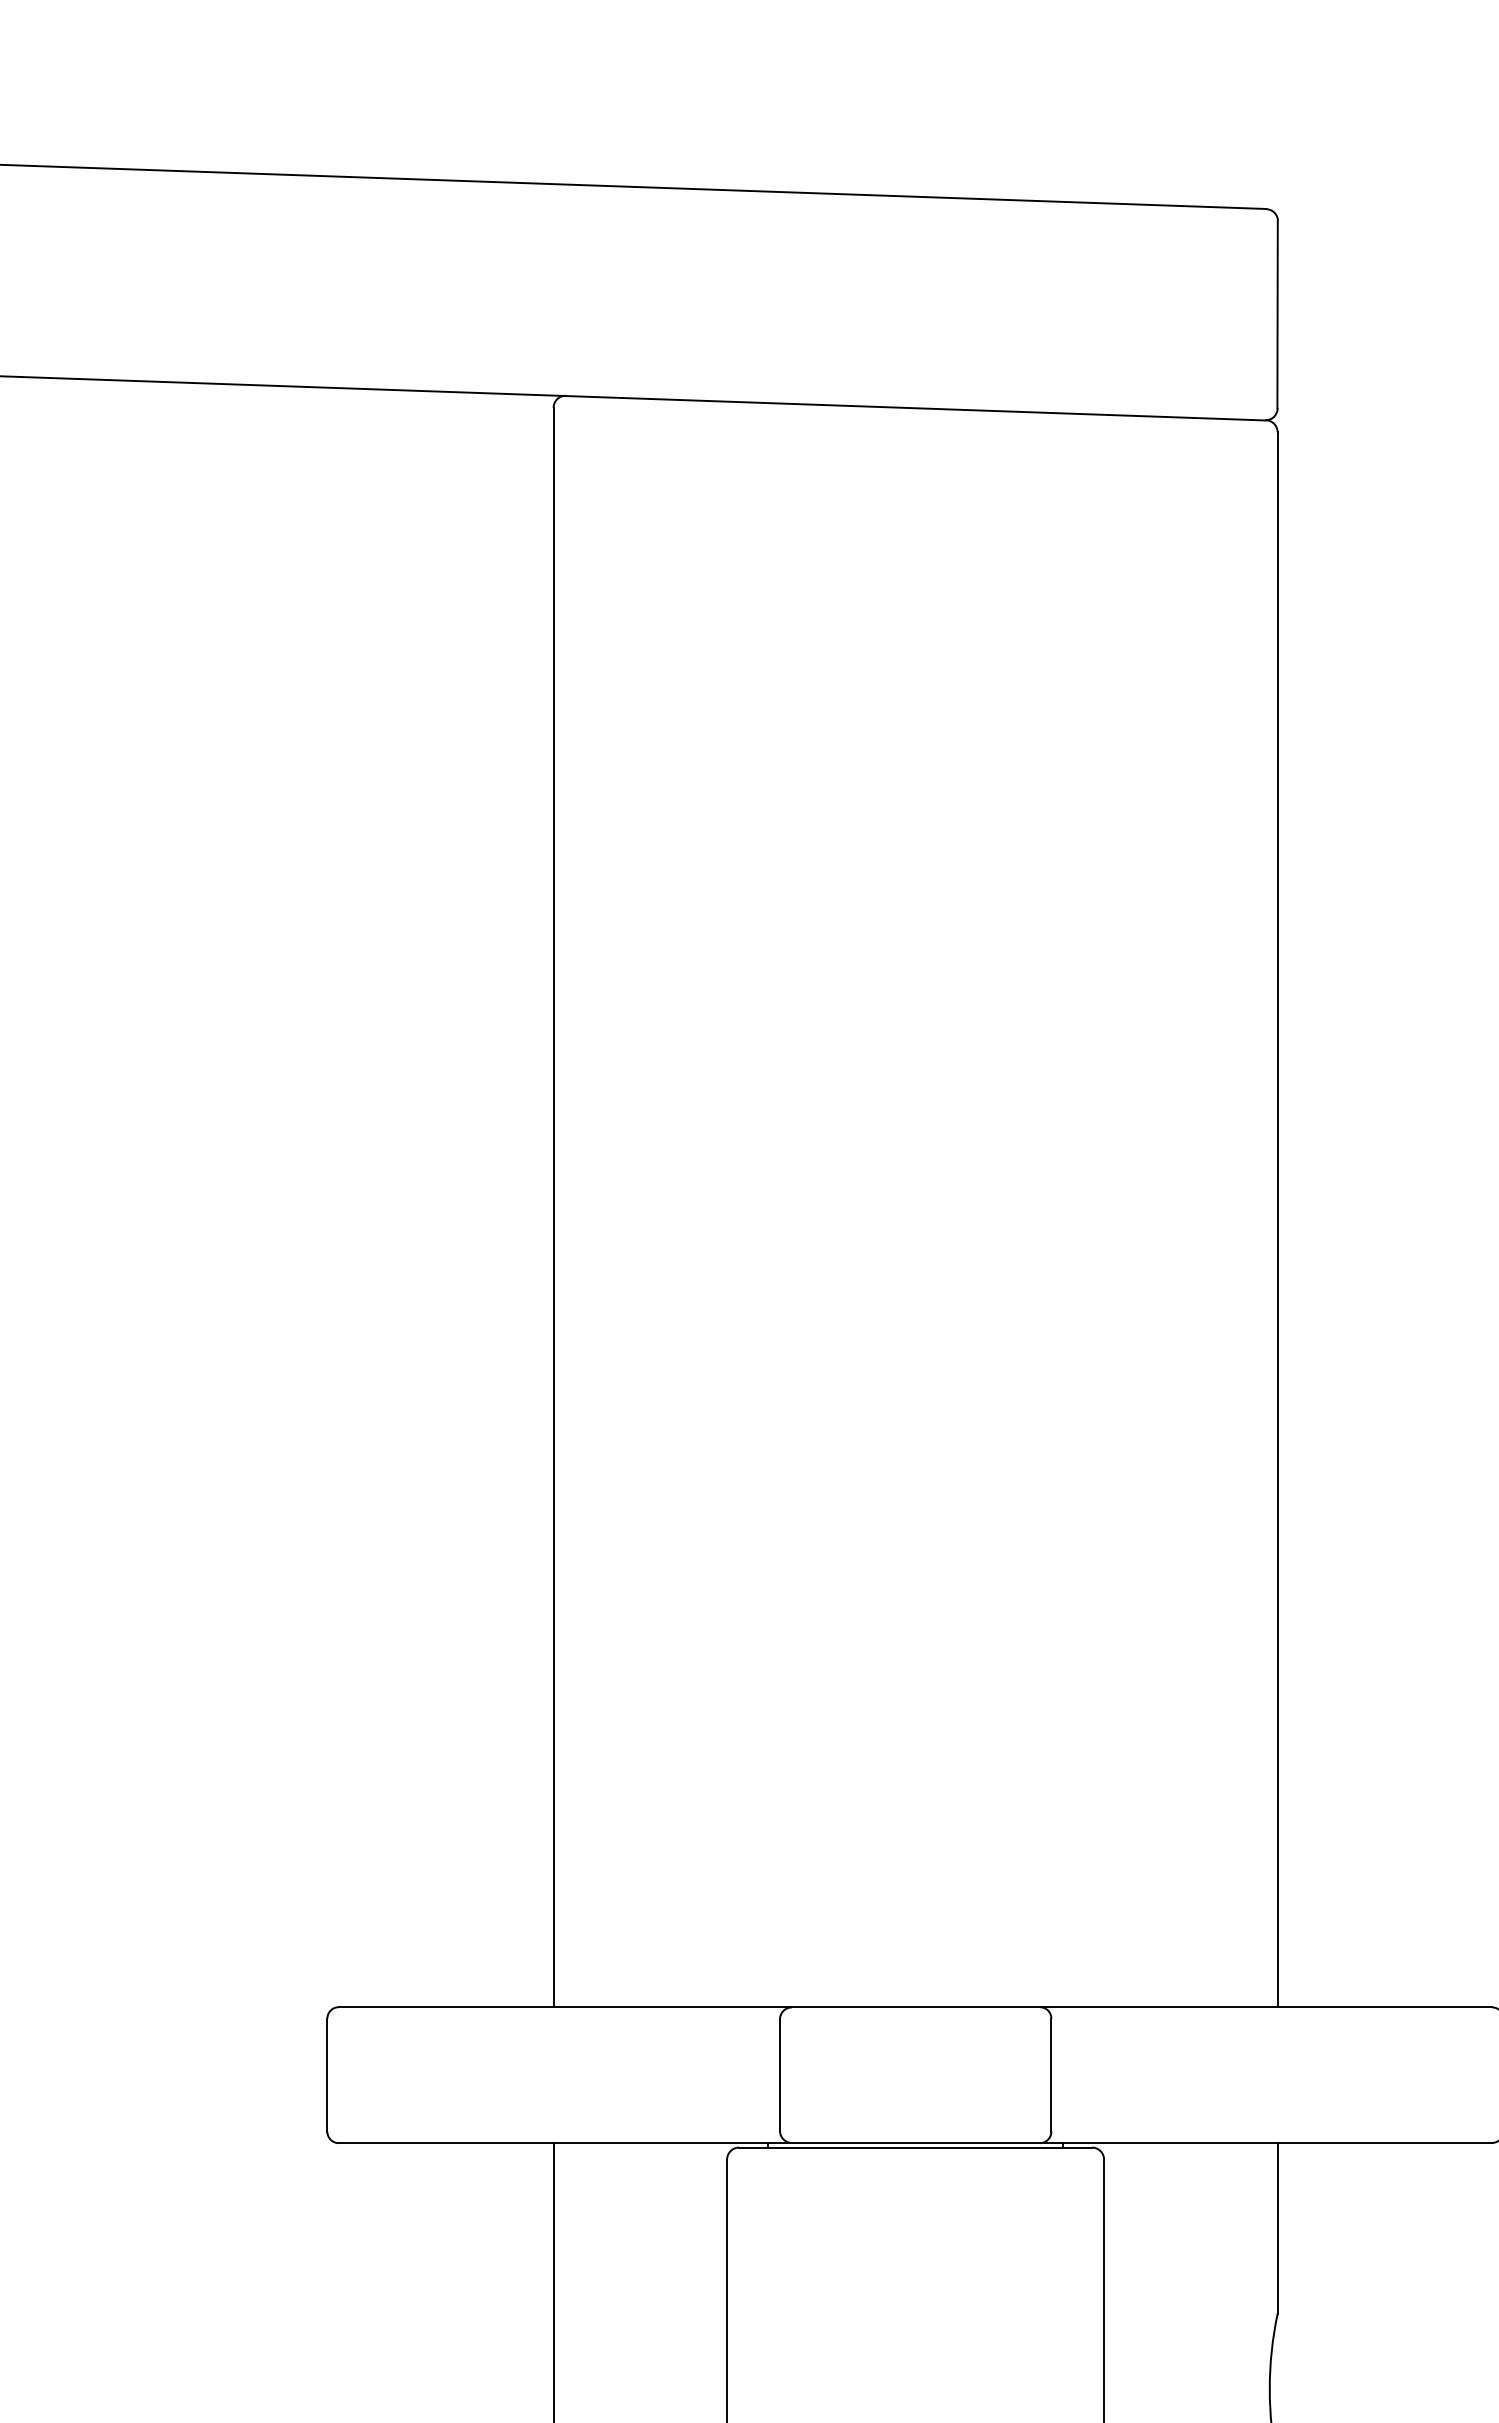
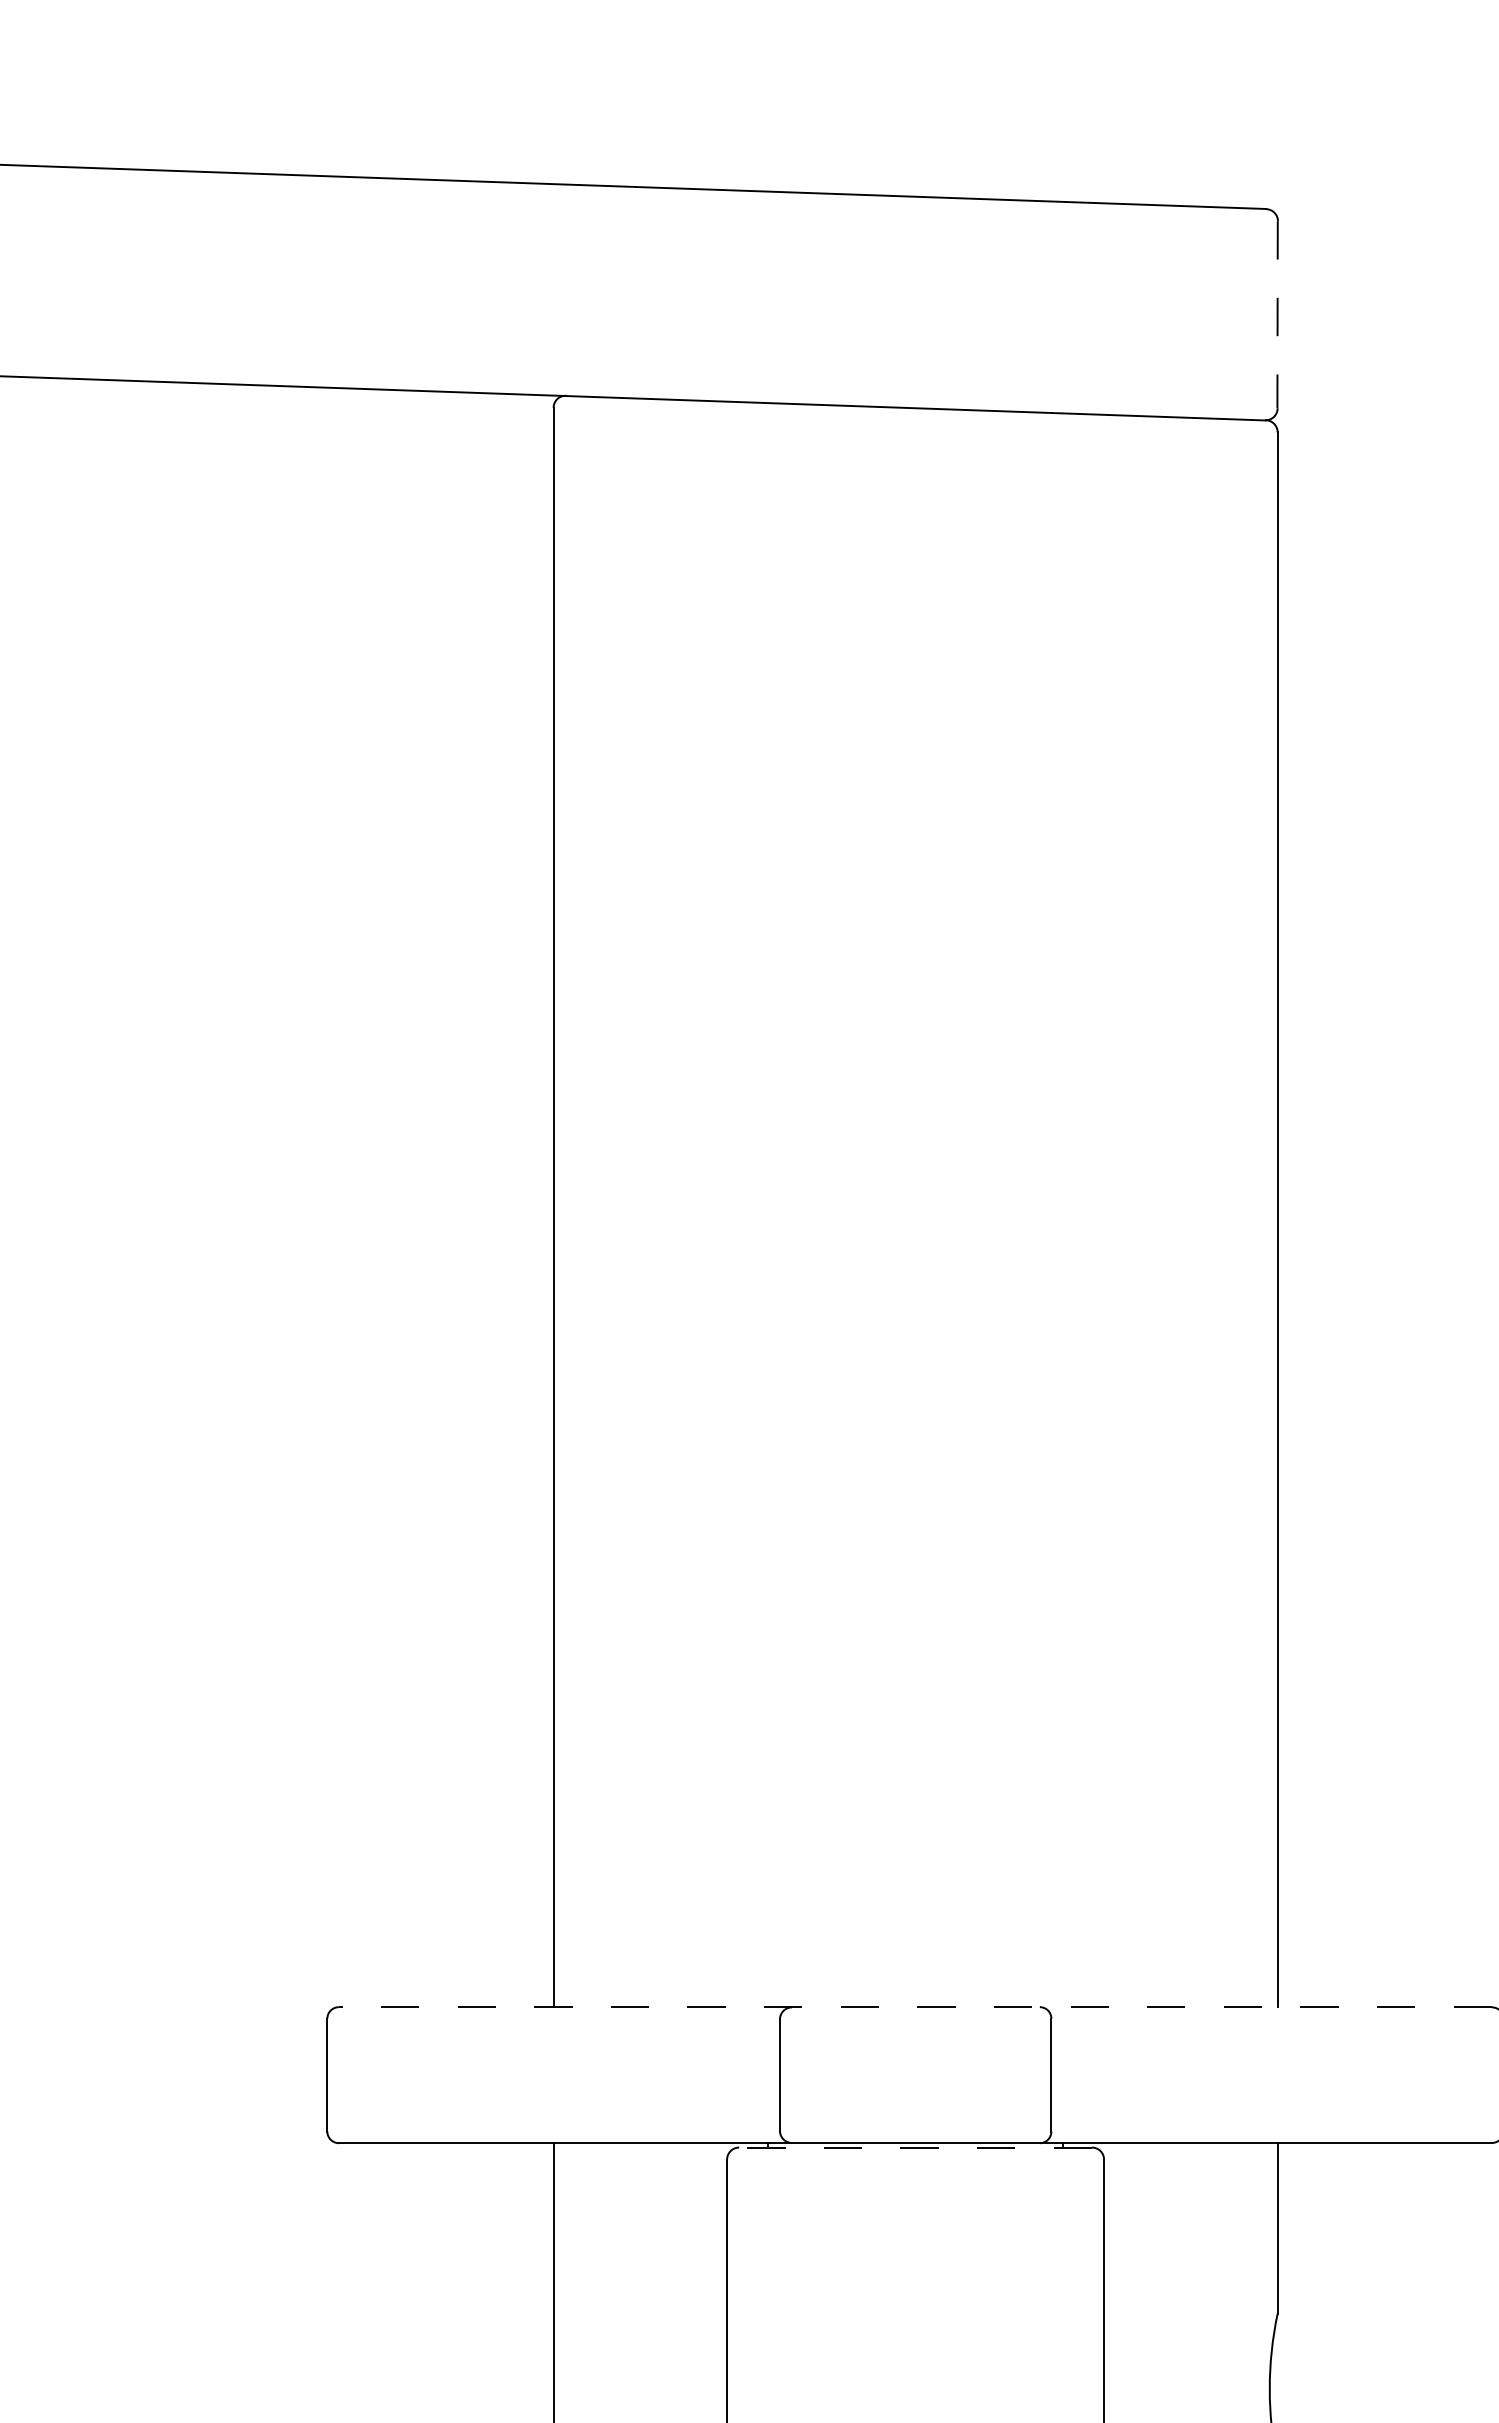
line: solid -> dashed (1277, 315)
line: solid -> dashed (915, 2007)
line: solid -> dashed (915, 2147)
